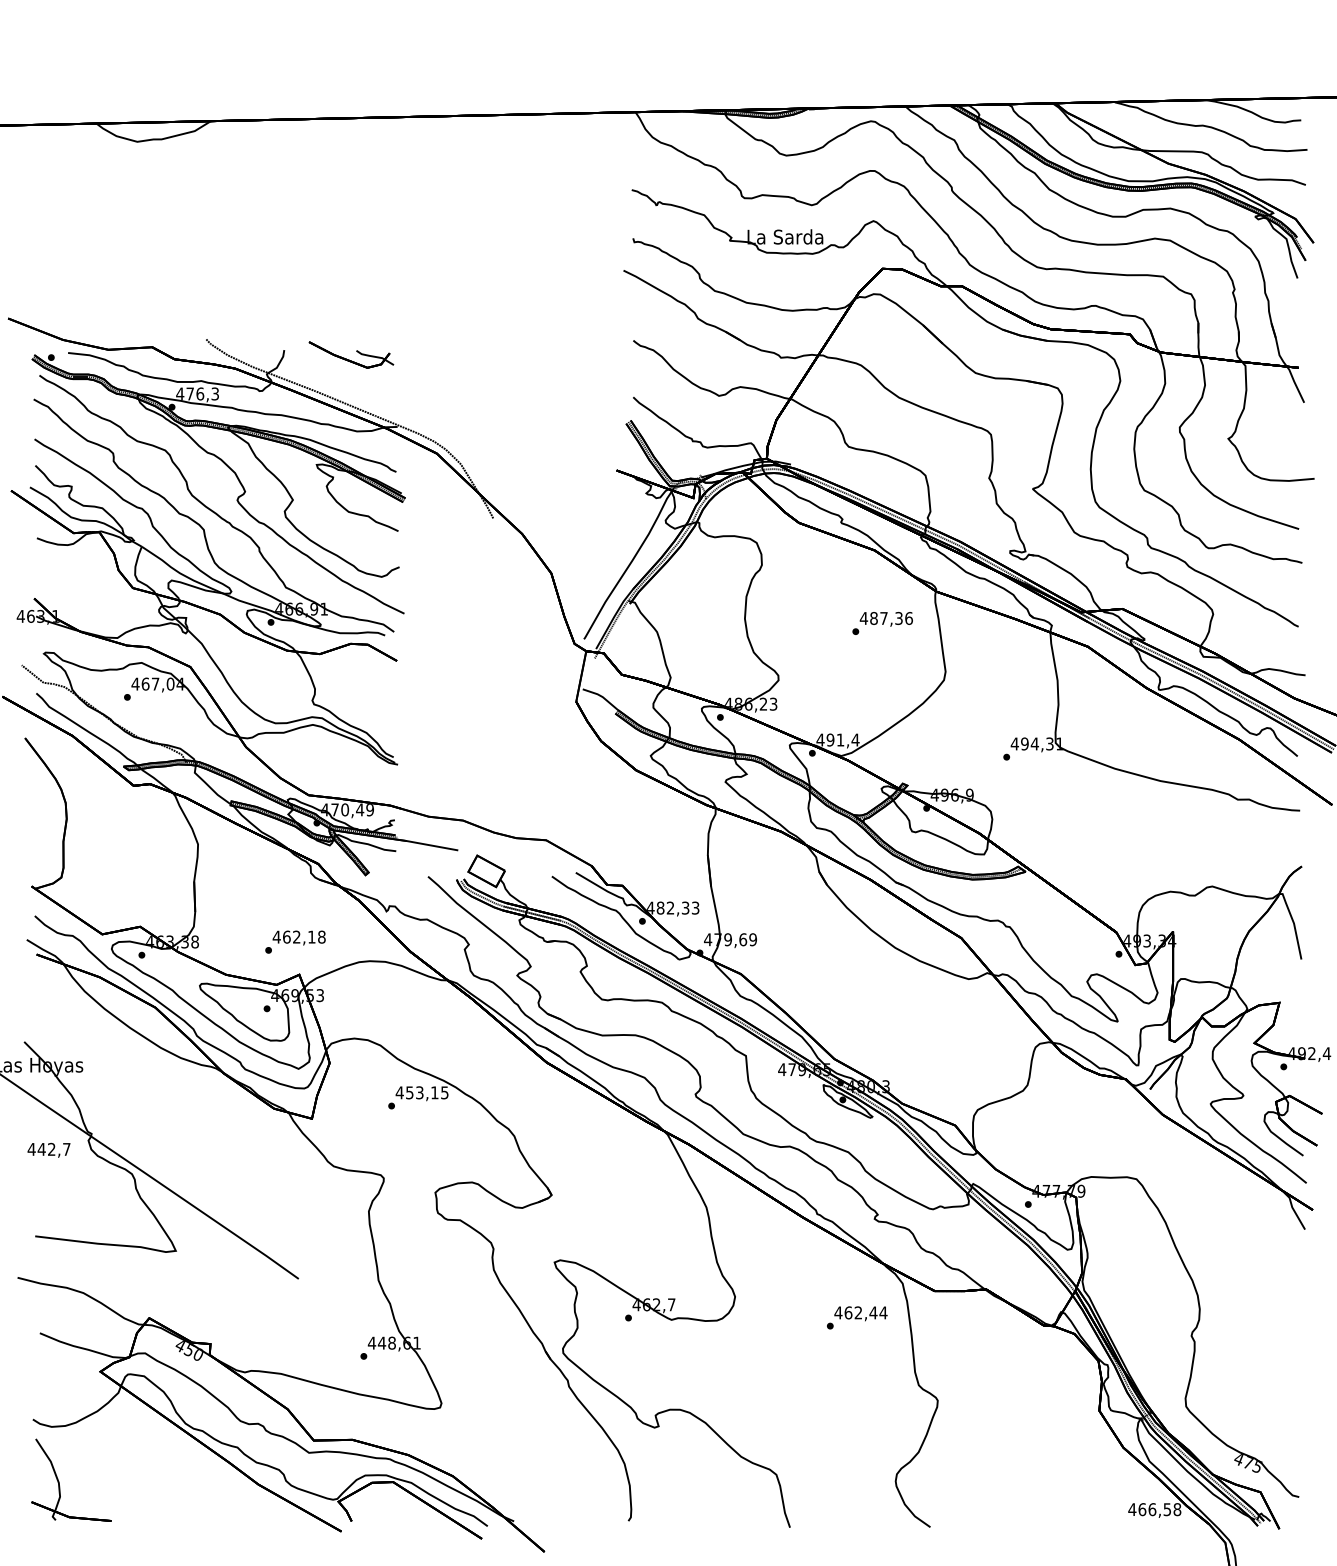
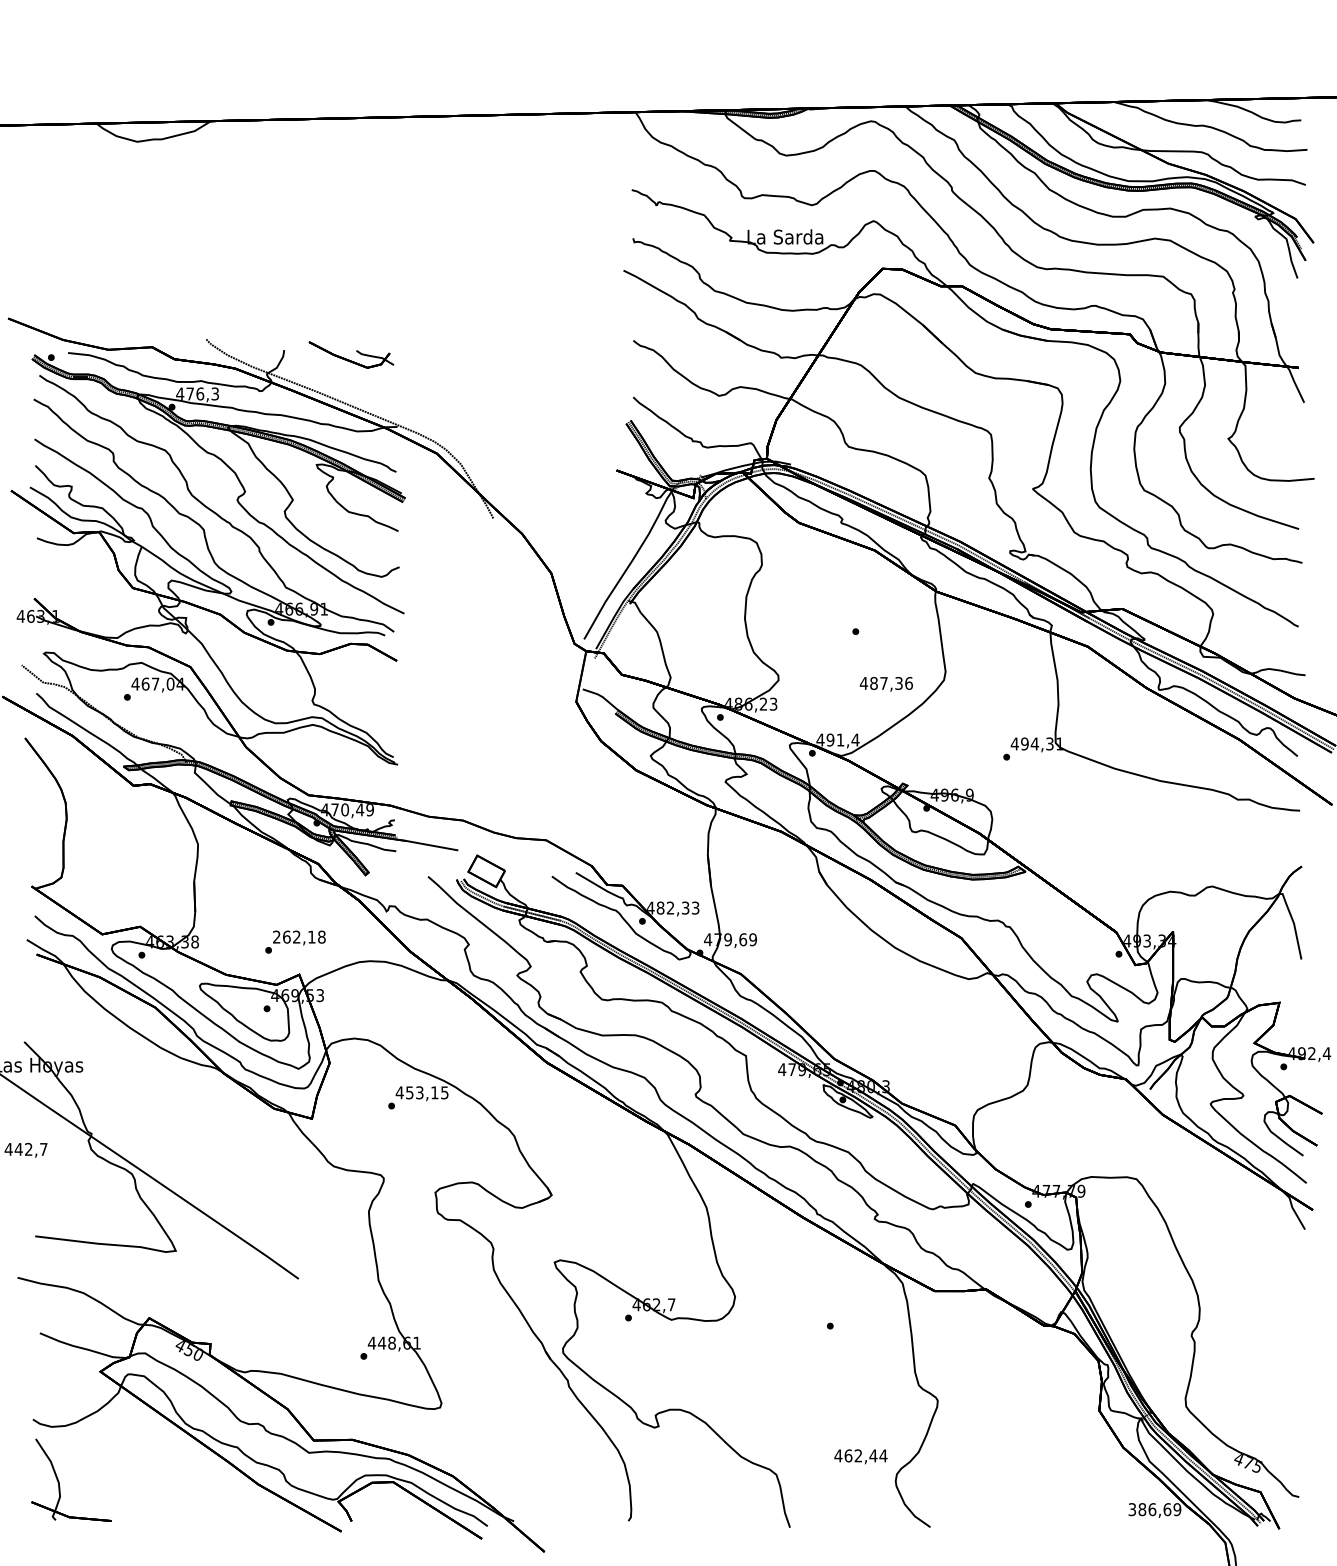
text position: (885, 619) -> (885, 684) (885, 684)
text: 462,18 -> 262,18 (276, 936)
text position: (48, 1149) -> (25, 1149) (25, 1149)
text position: (860, 1313) -> (860, 1456) (860, 1456)
text: 466,58 -> 386,69 (1154, 1509)
